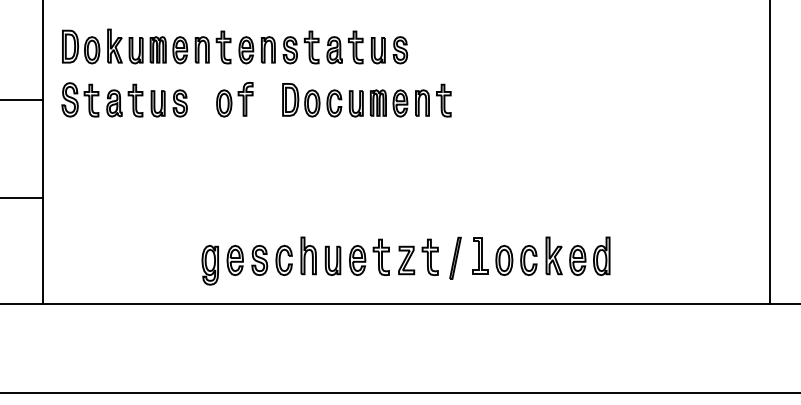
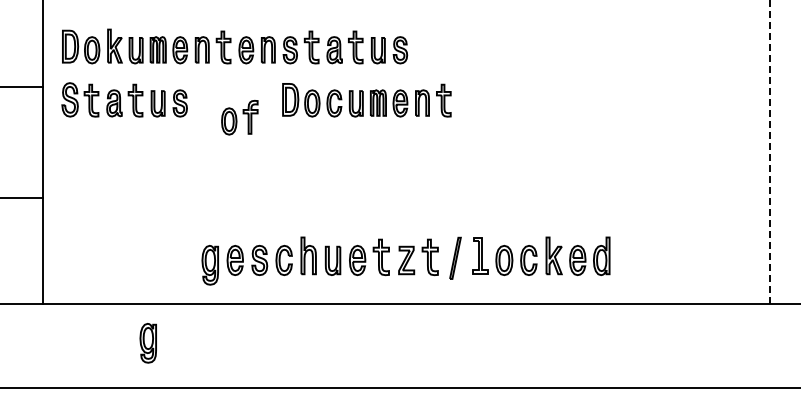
part position: (234, 99) -> (239, 117) (239, 117)
line position: (22, 100) -> (22, 87) (22, 87)
line: solid -> dashed (770, 152)
part: none -> present (147, 343)
line position: (399, 392) -> (399, 387) (399, 387)
